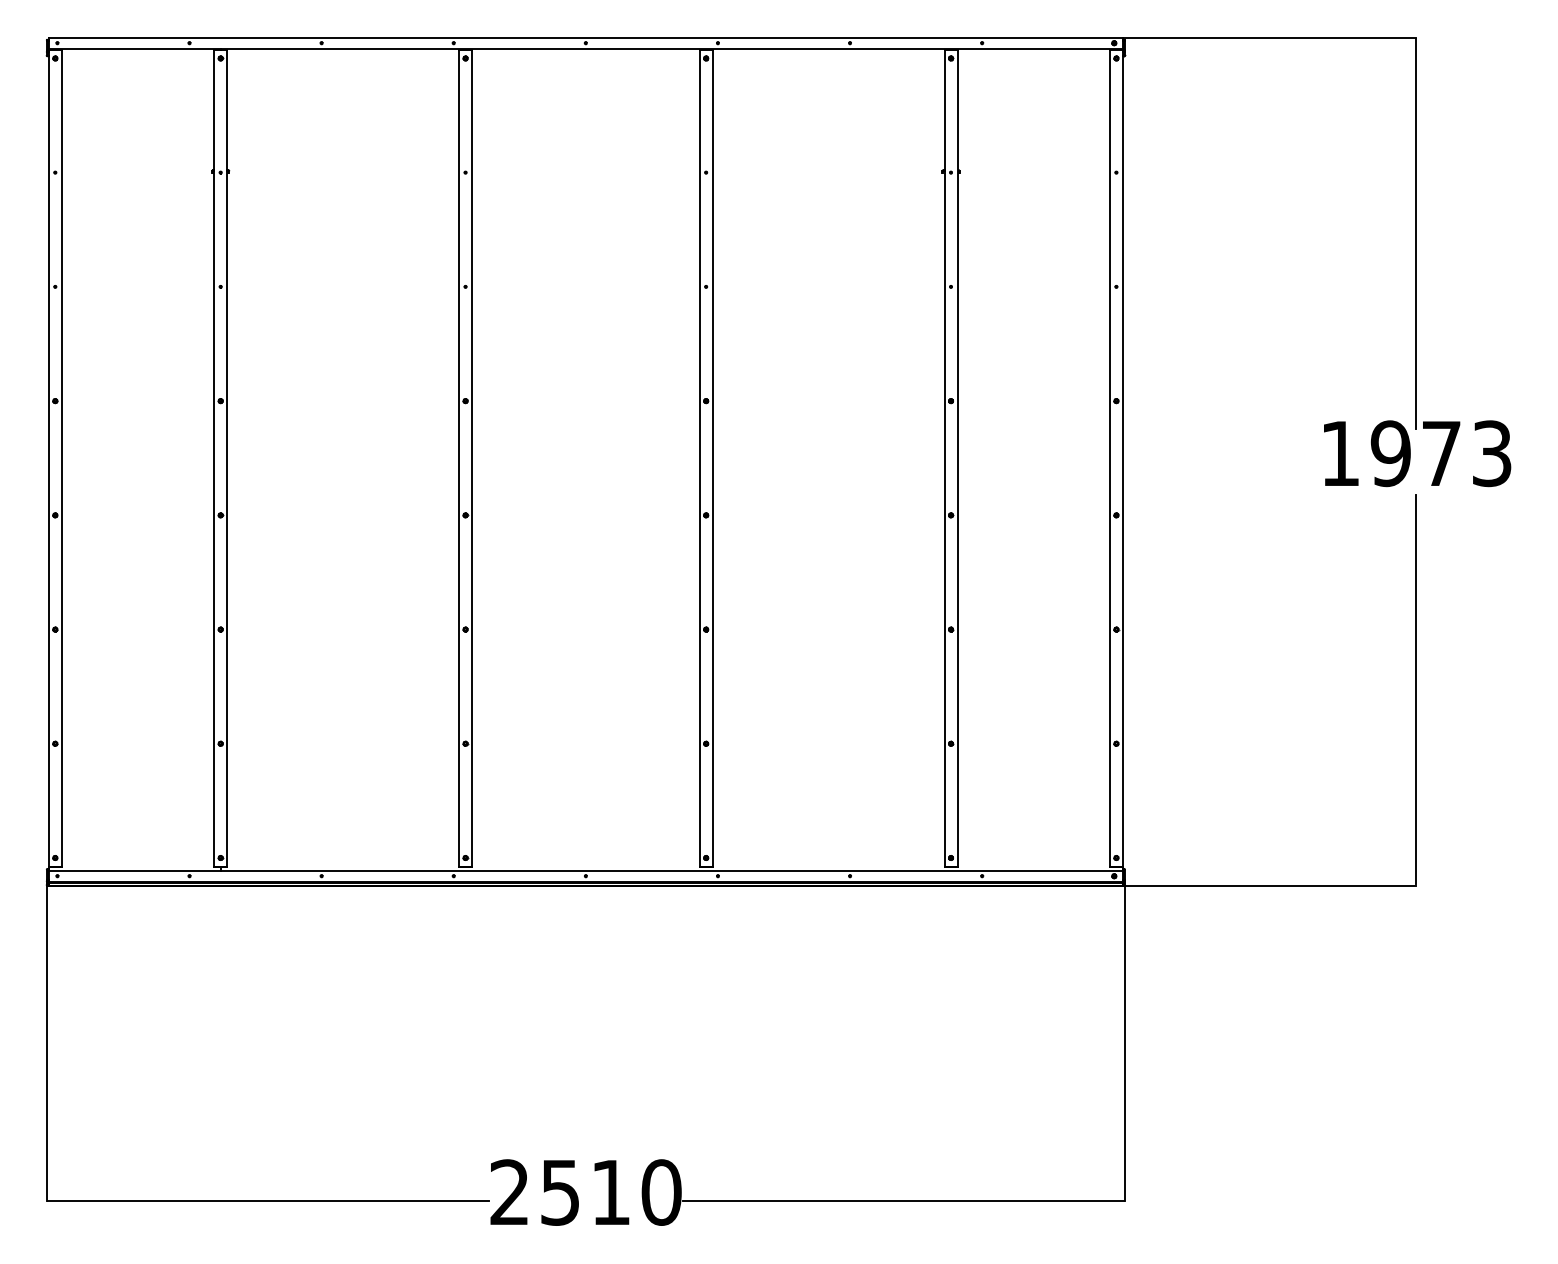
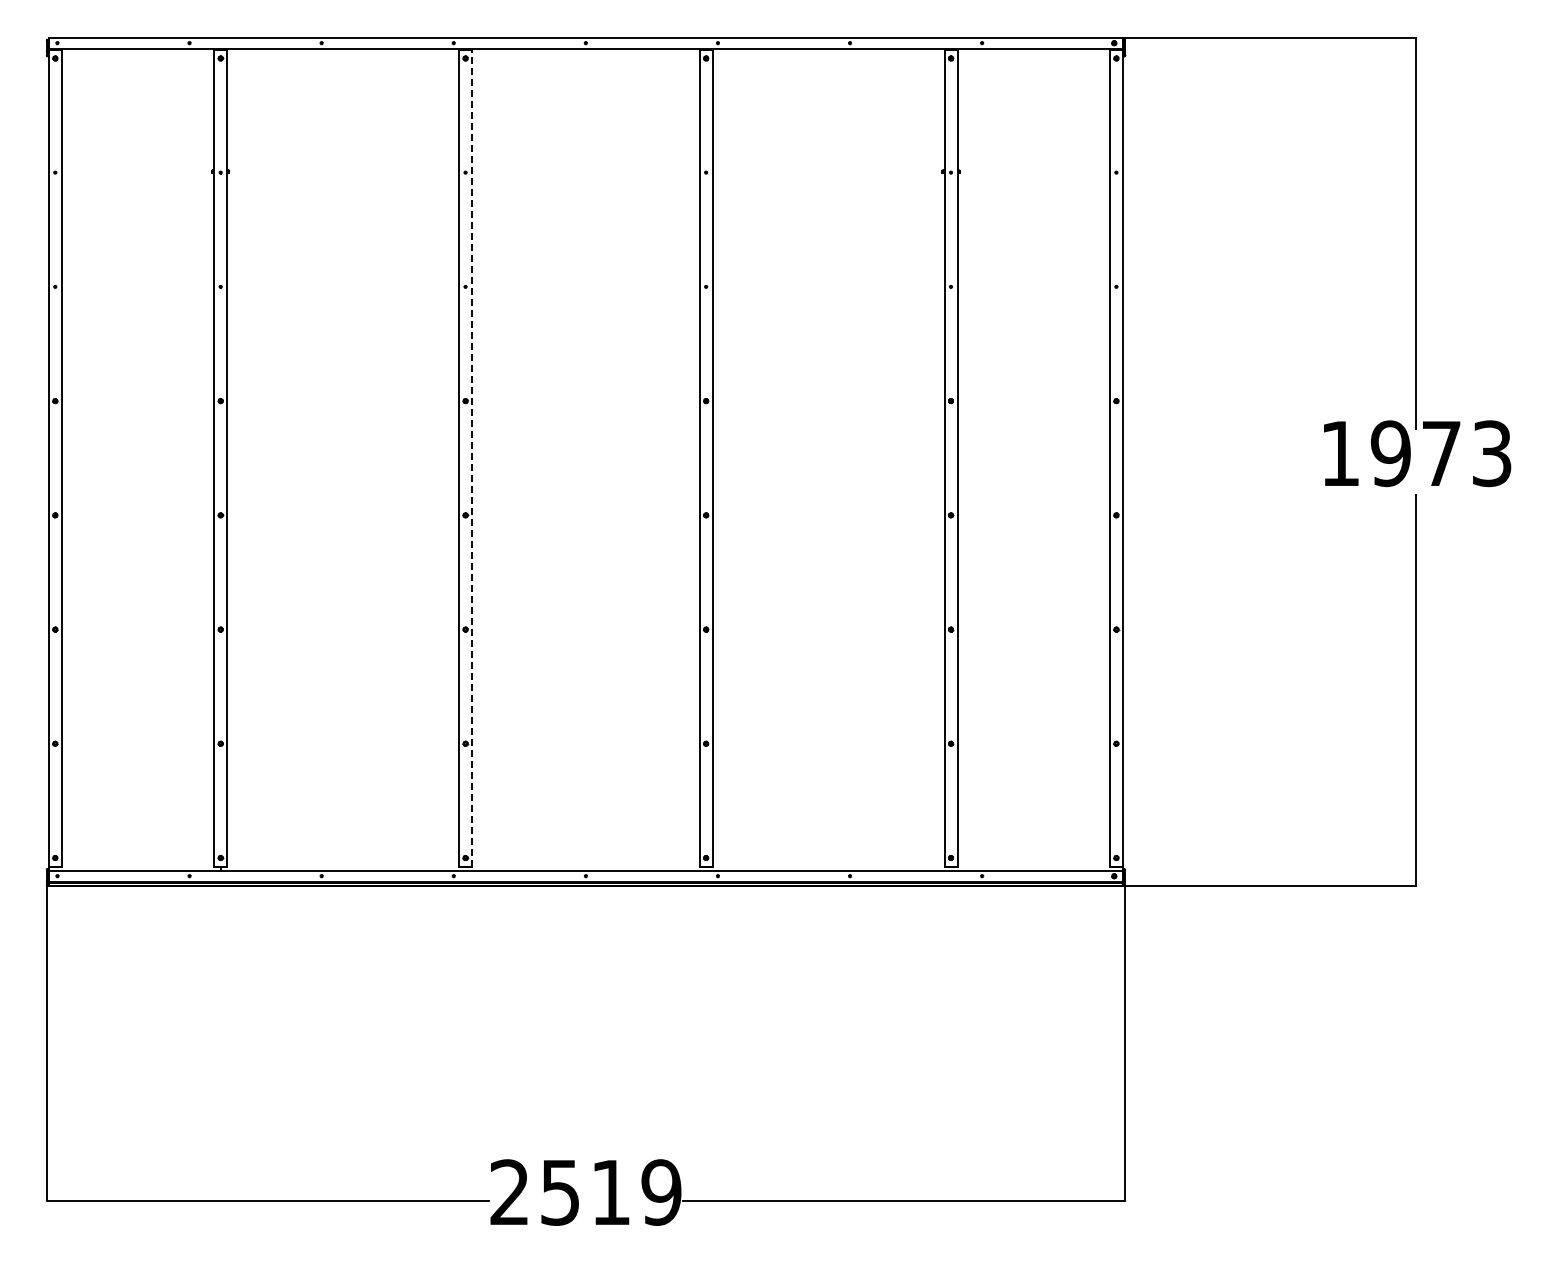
line: solid -> dashed (472, 457)
text: 2510 -> 2519 (661, 1192)
